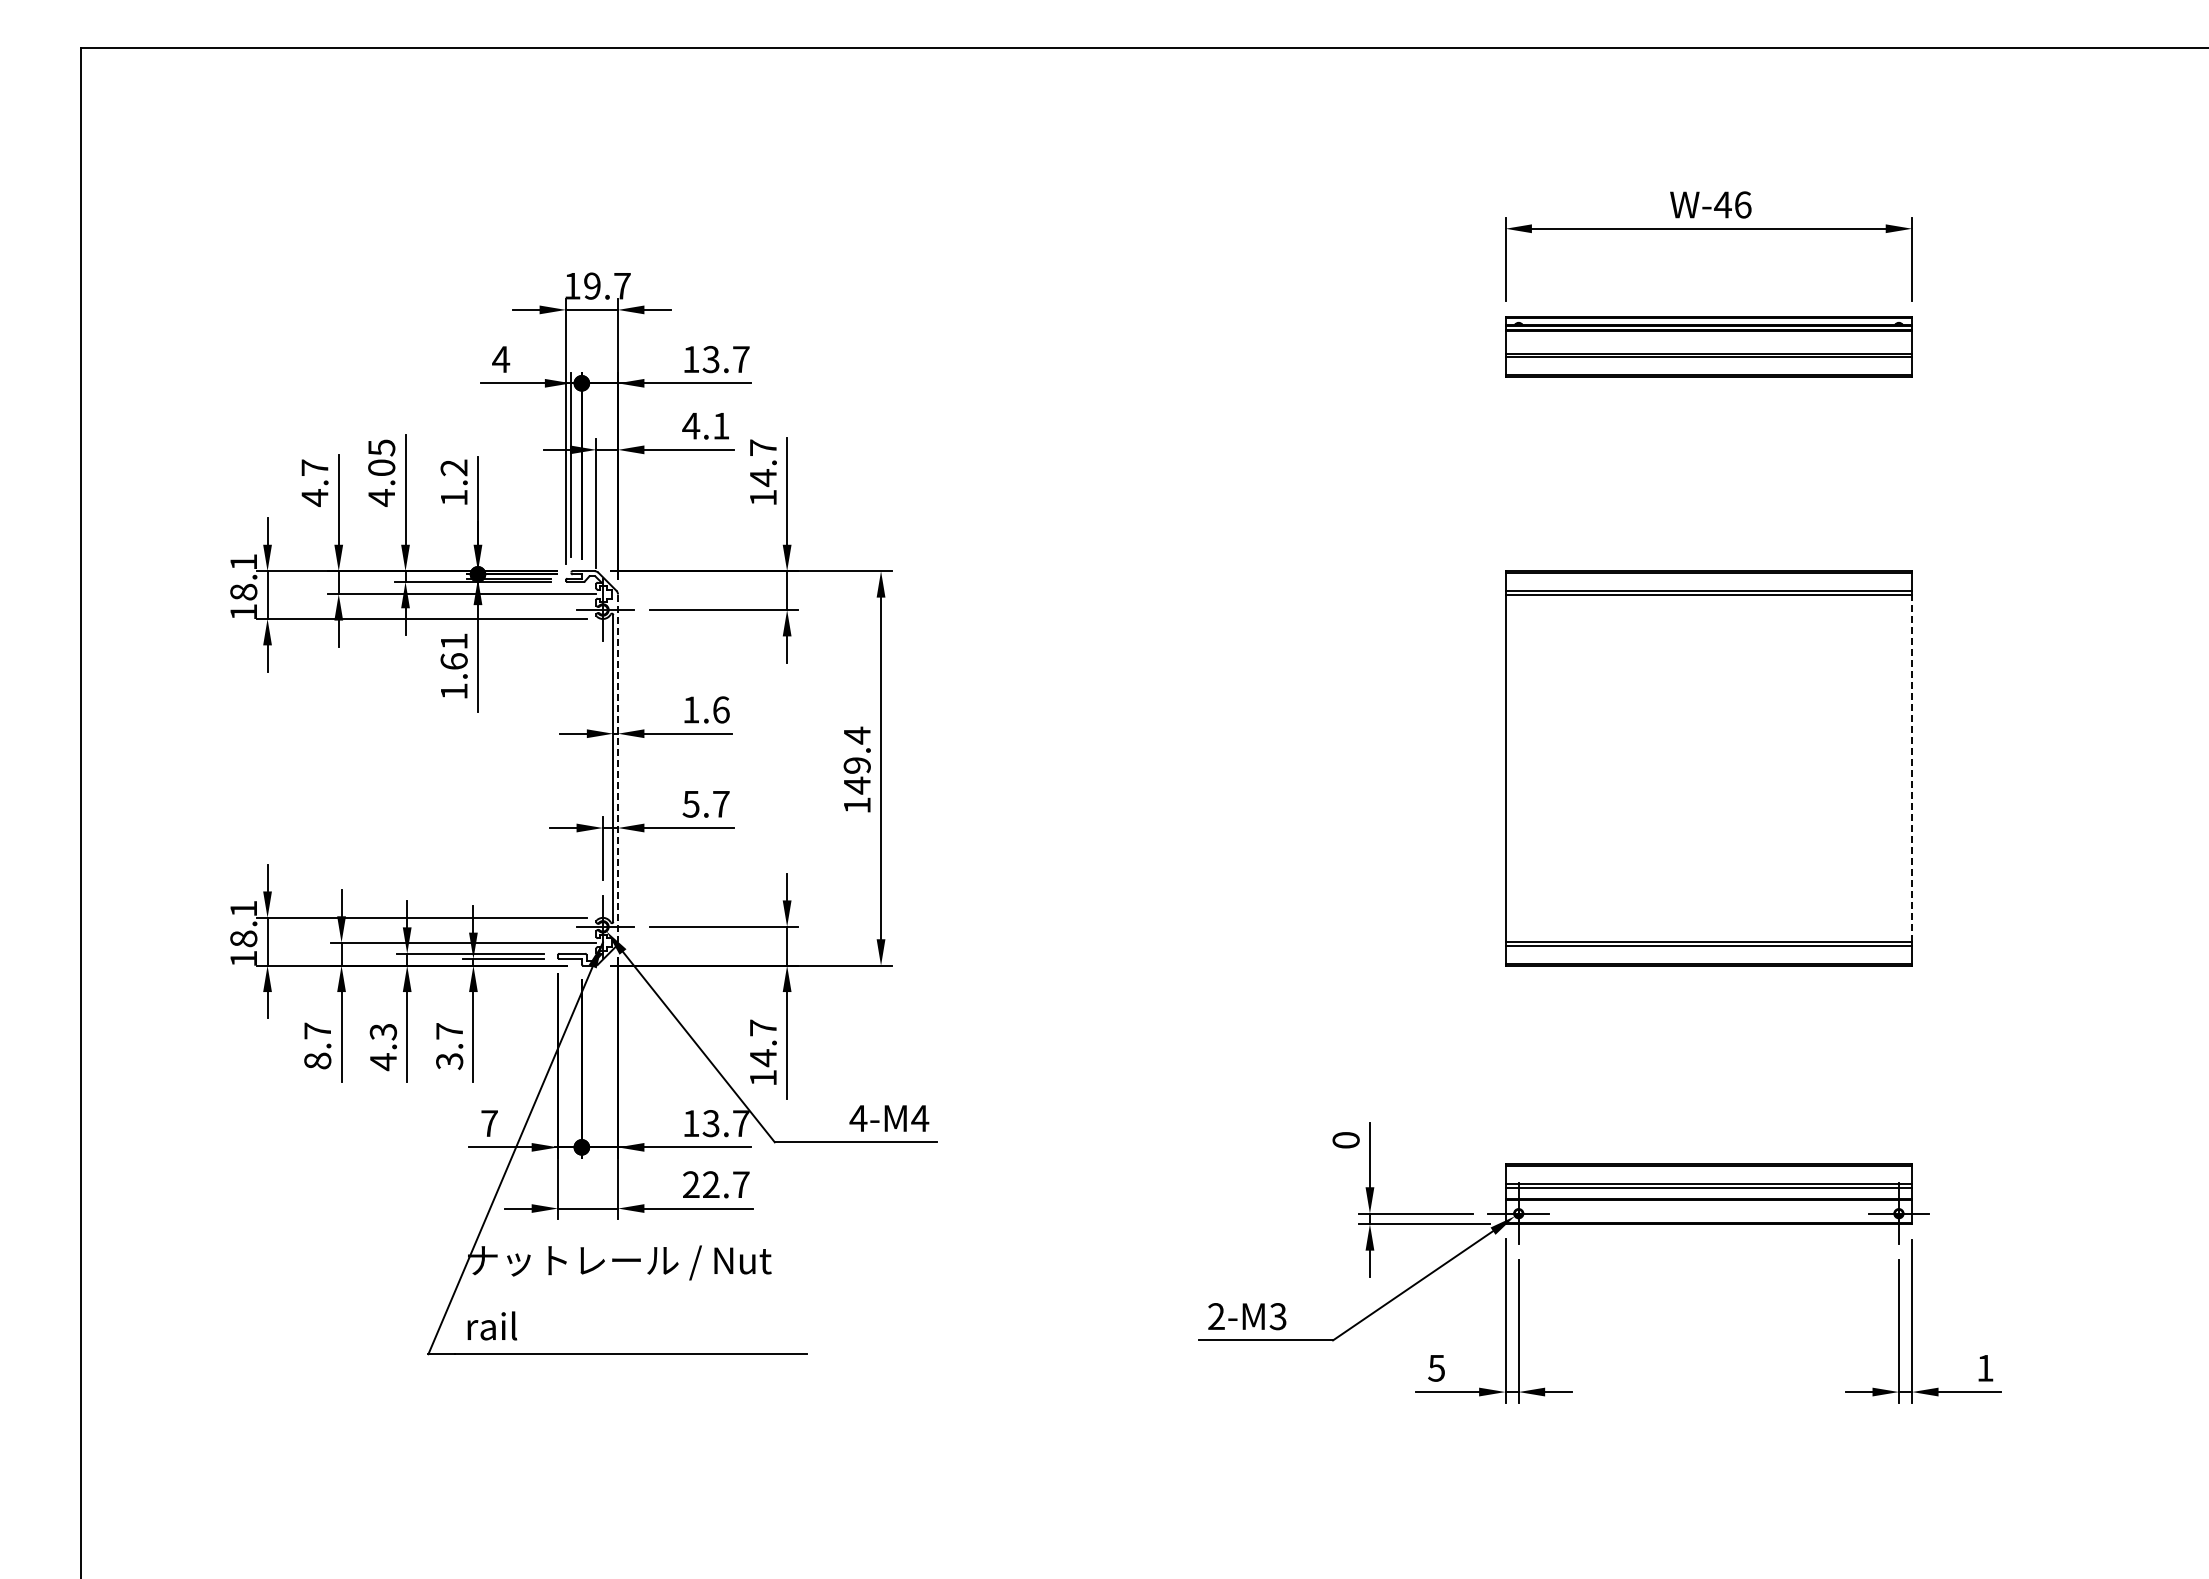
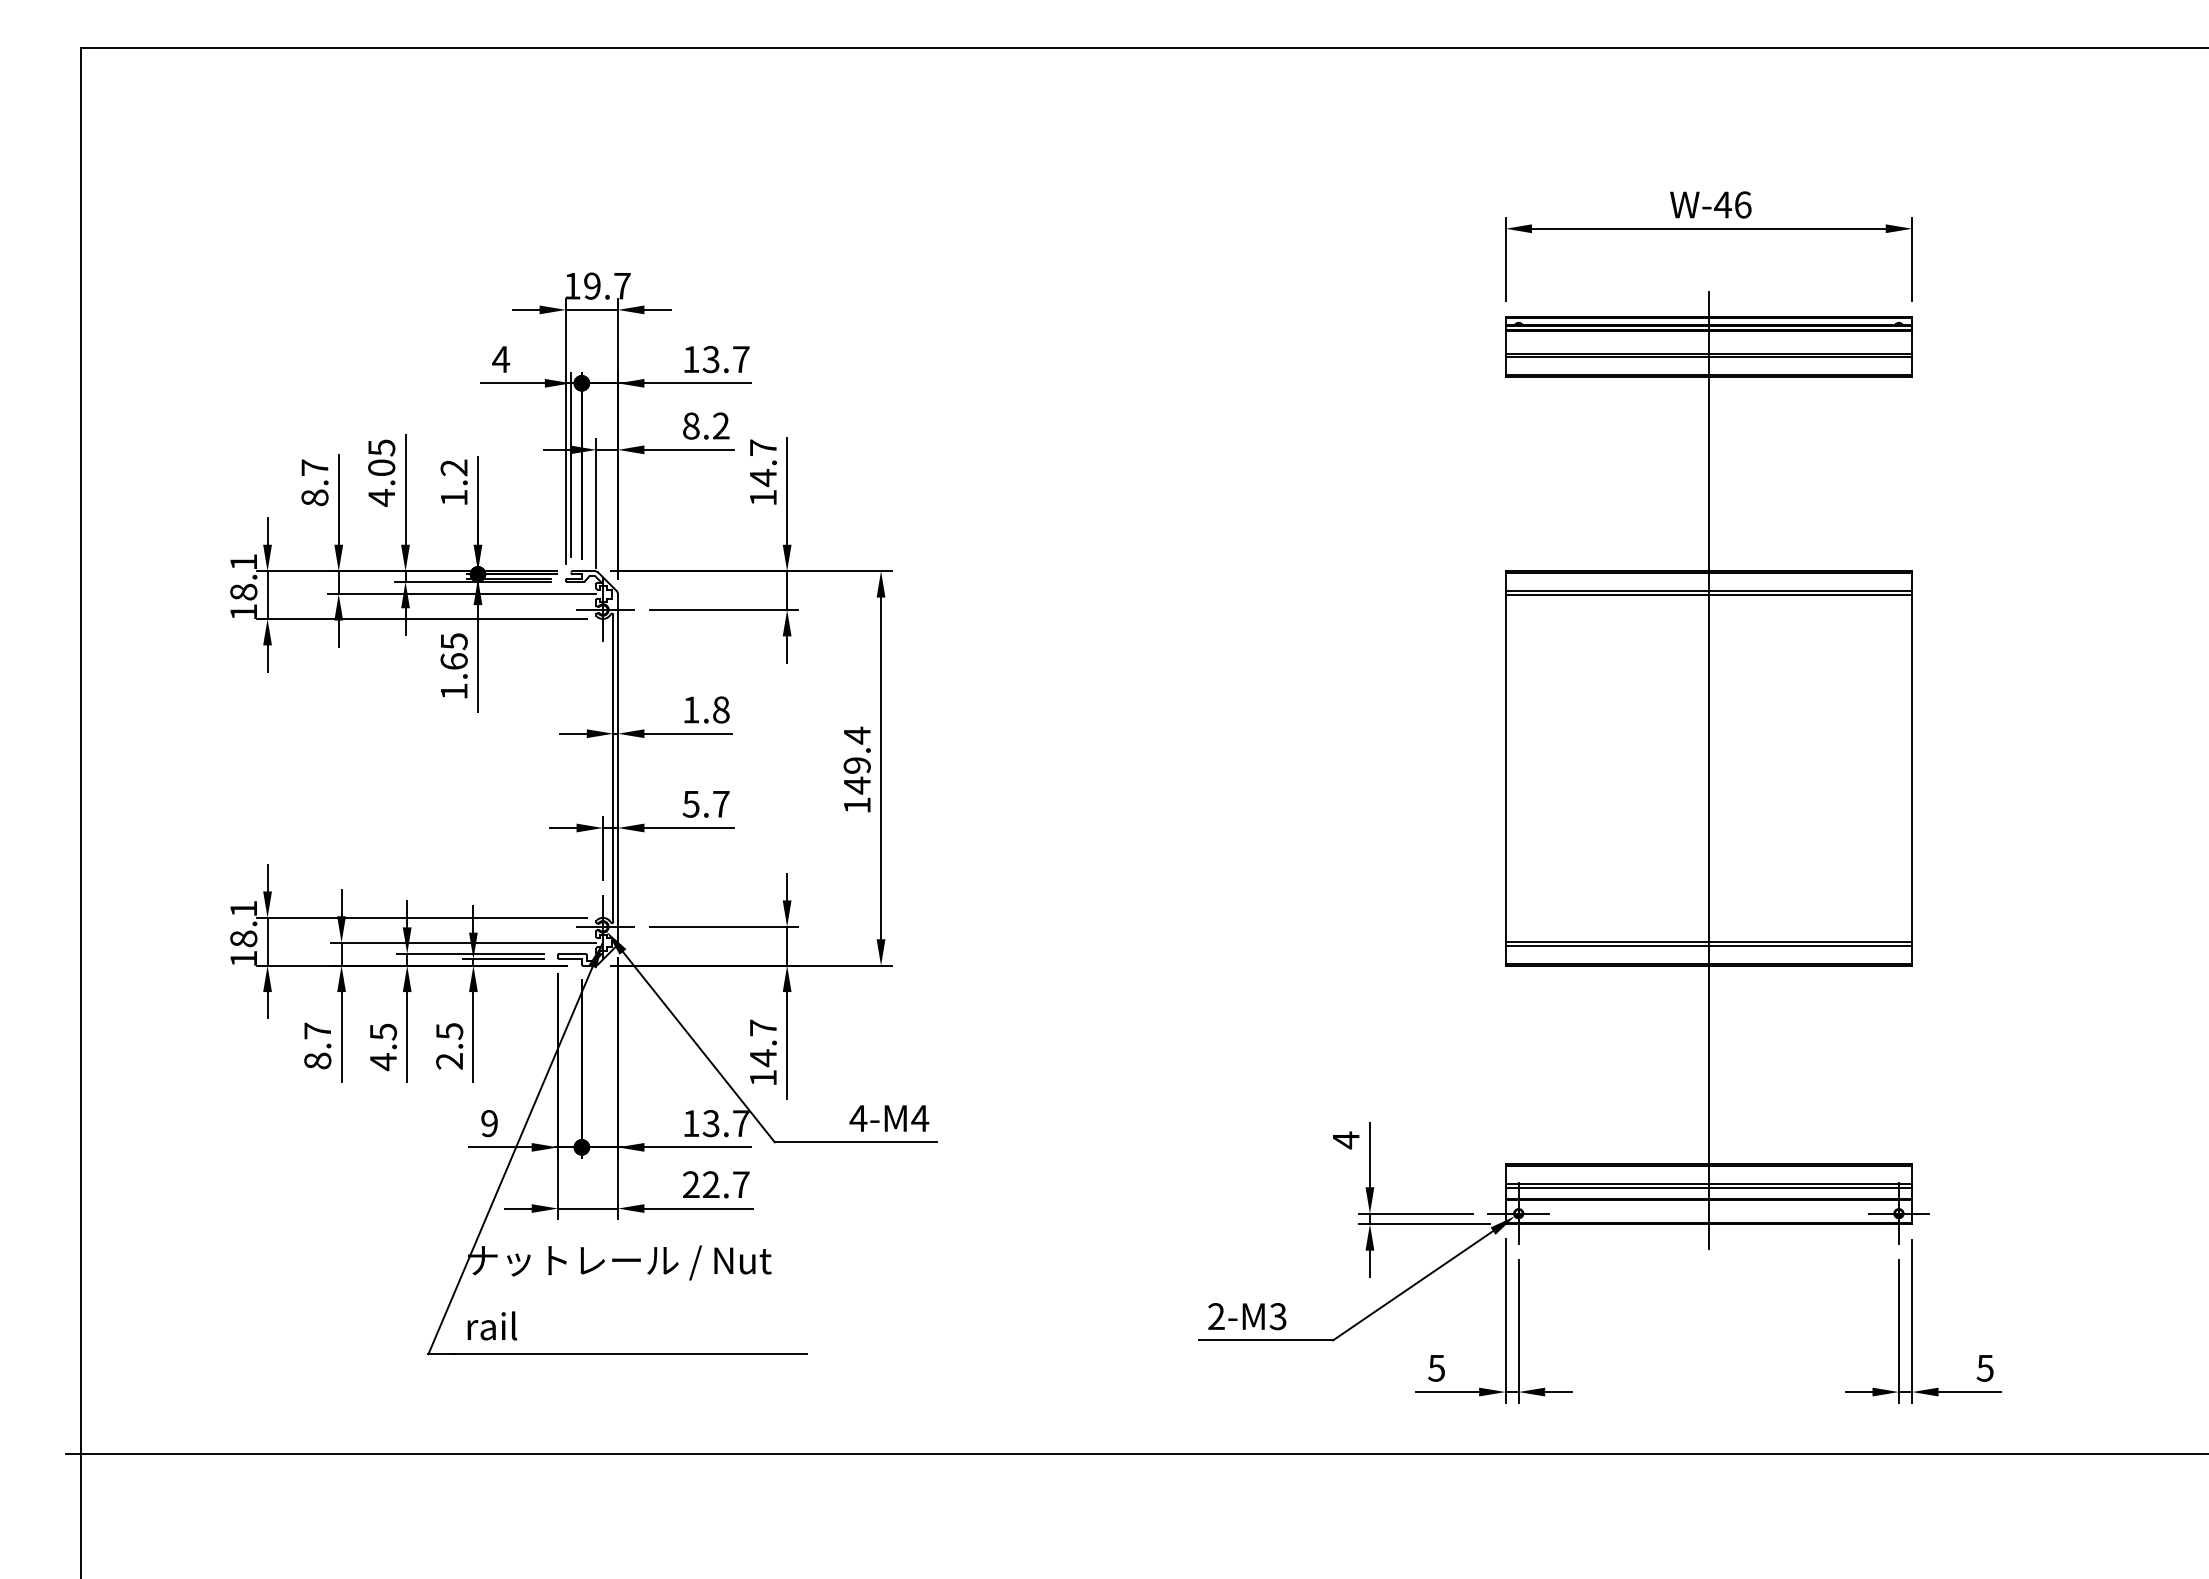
text: 4.1 -> 8.2 (705, 425)
text: 4.7 -> 8.7 (314, 498)
text: 1.61 -> 1.65 (454, 641)
text: 1.6 -> 1.8 (721, 709)
line: dashed -> solid (618, 768)
line: dashed -> solid (1912, 768)
line: none -> present (1708, 770)
text: 4.3 -> 4.5 (382, 1031)
text: 3.7 -> 2.5 (449, 1046)
text: 7 -> 9 (489, 1123)
text: 0 -> 4 (1345, 1140)
text: 1 -> 5 (1984, 1368)
line: none -> present (1135, 1454)
